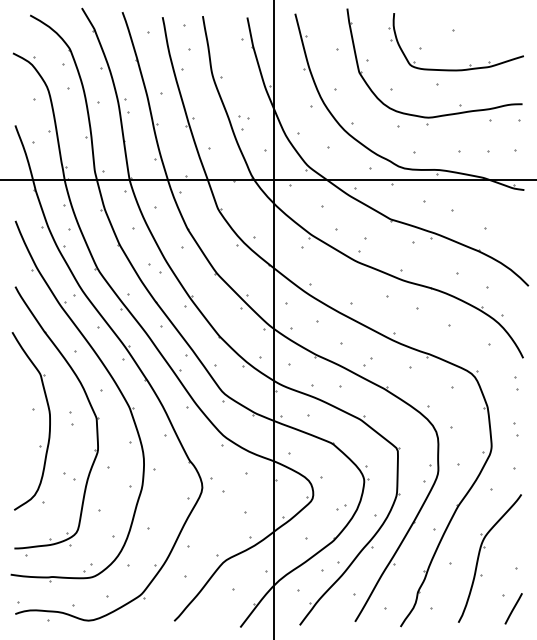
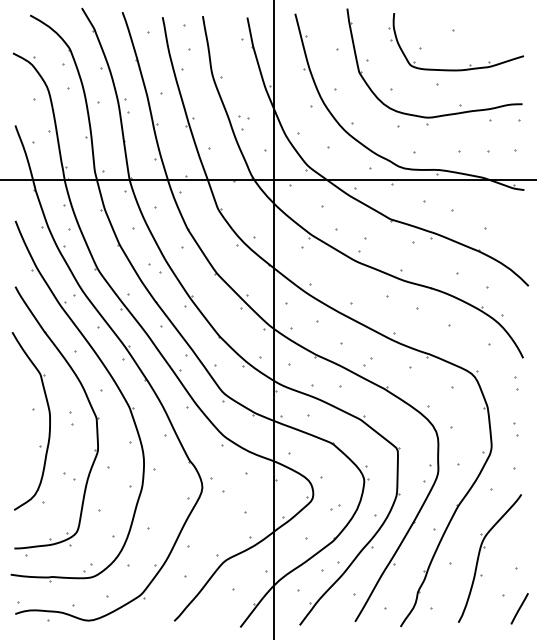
part position: (341, 507) -> (335, 507) (335, 507)
line position: (513, 608) -> (519, 608) (519, 608)
